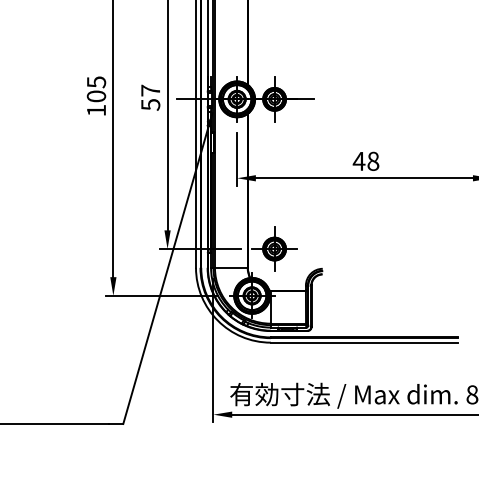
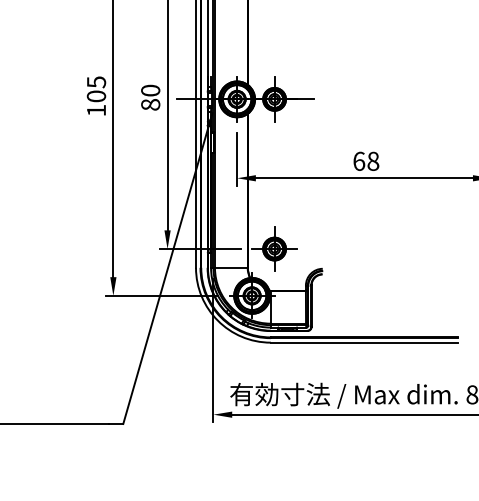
text: 57 -> 80 (150, 97)
text: 48 -> 68 (358, 160)
